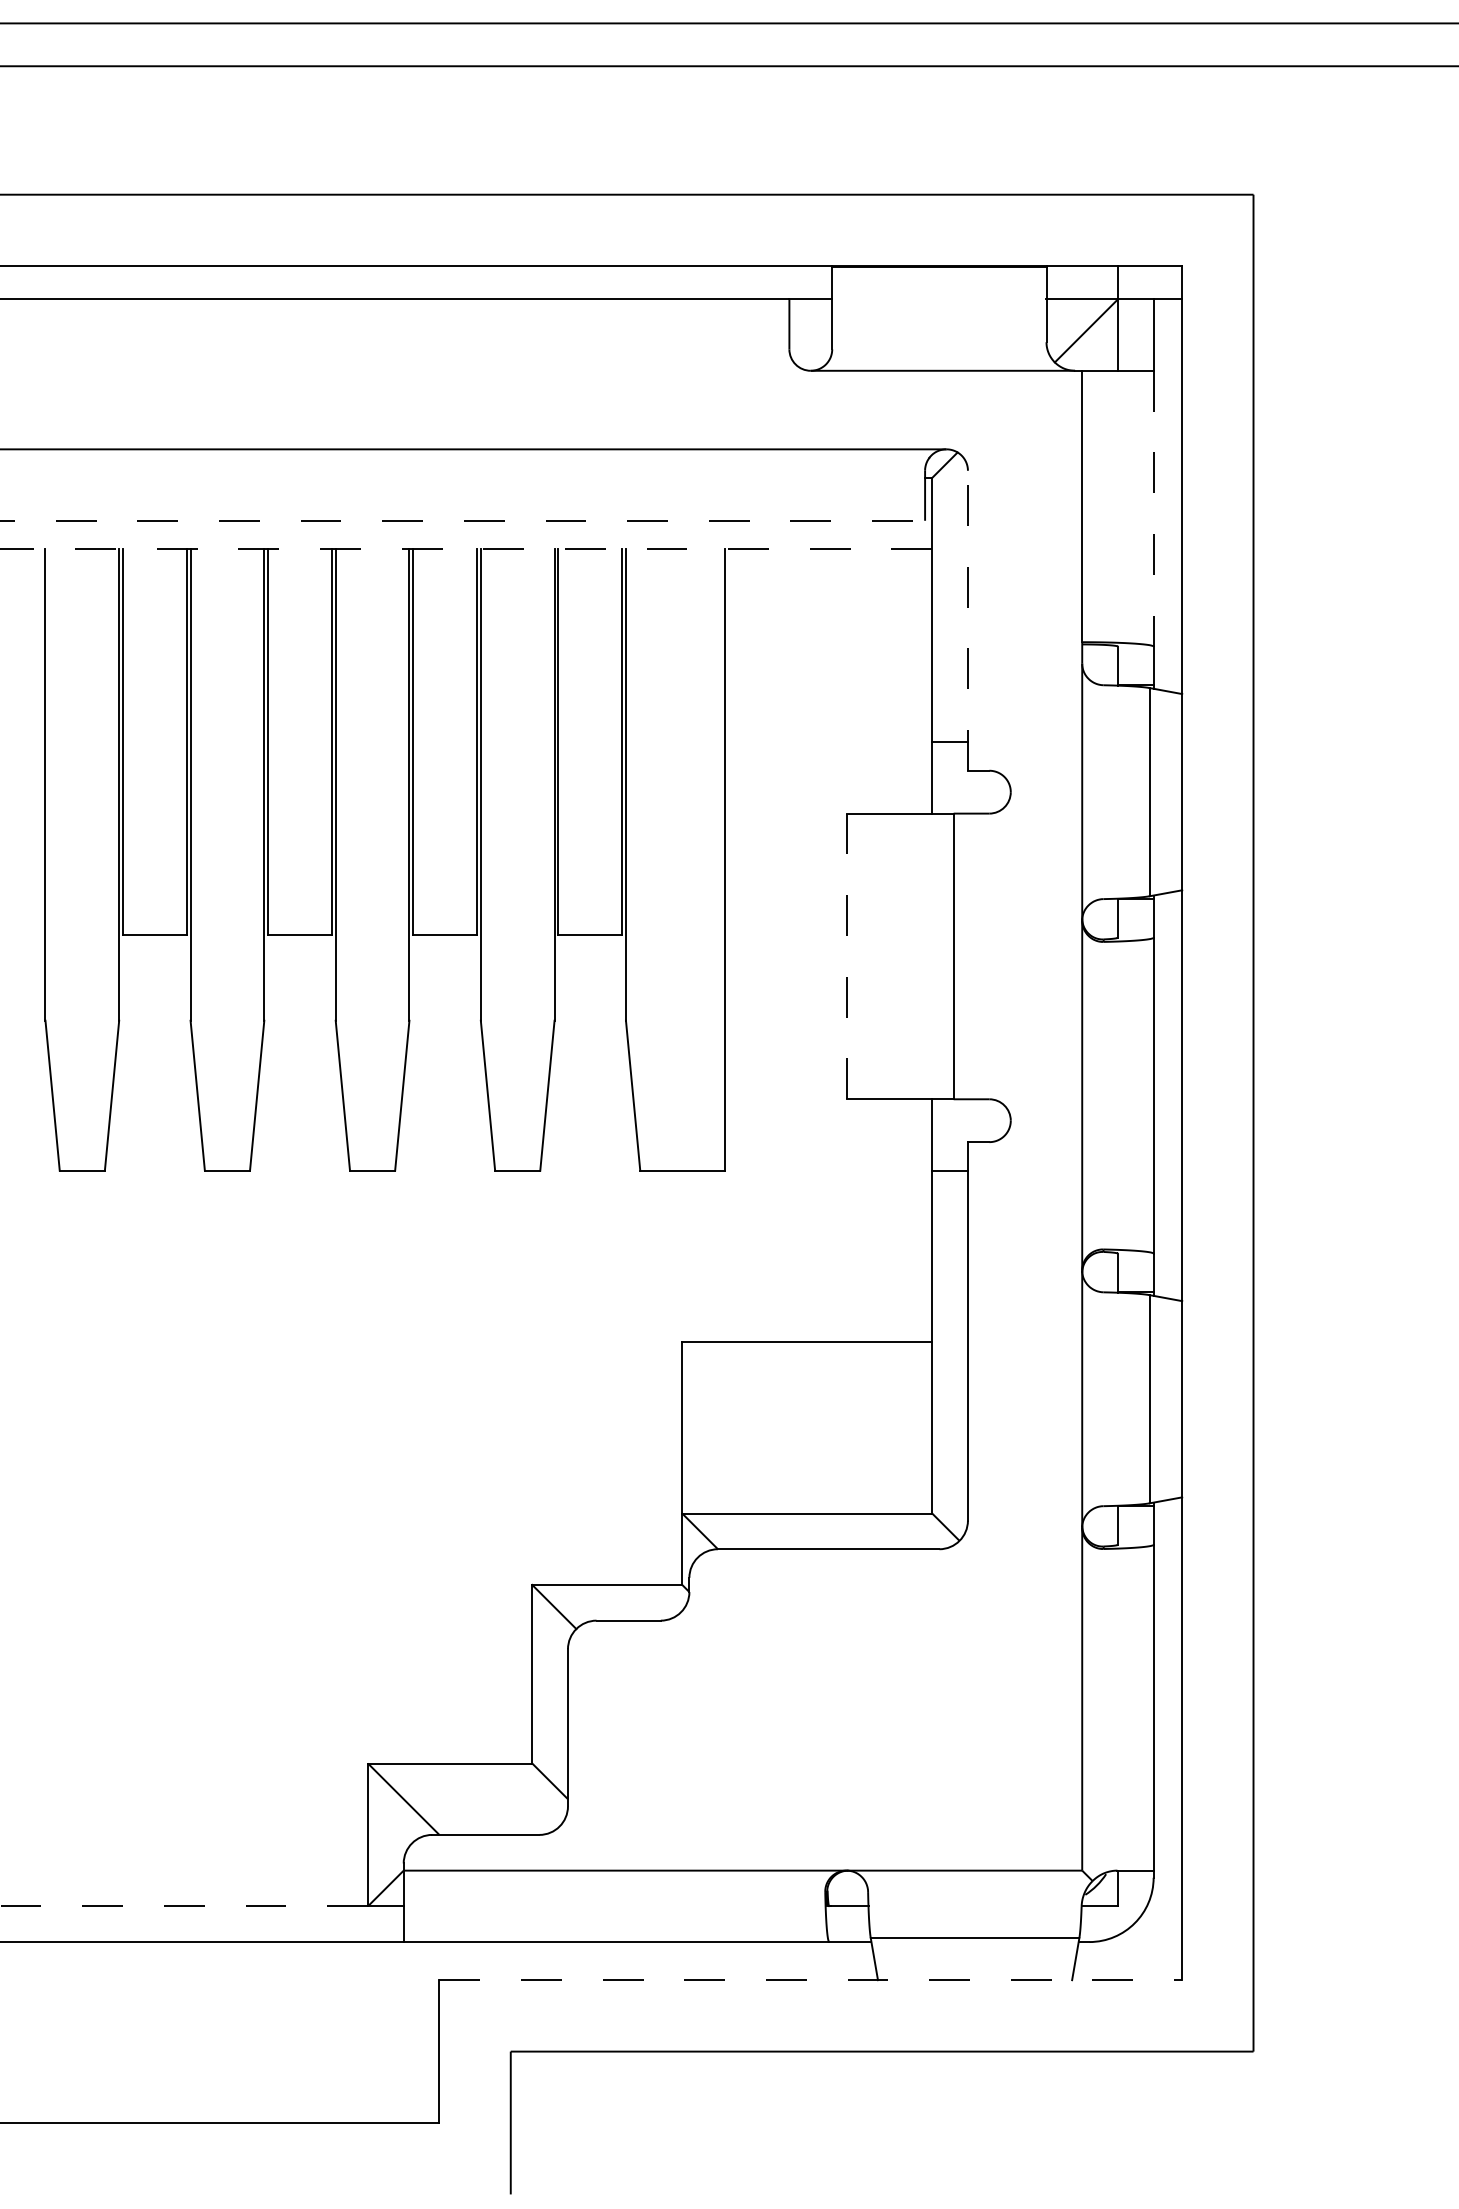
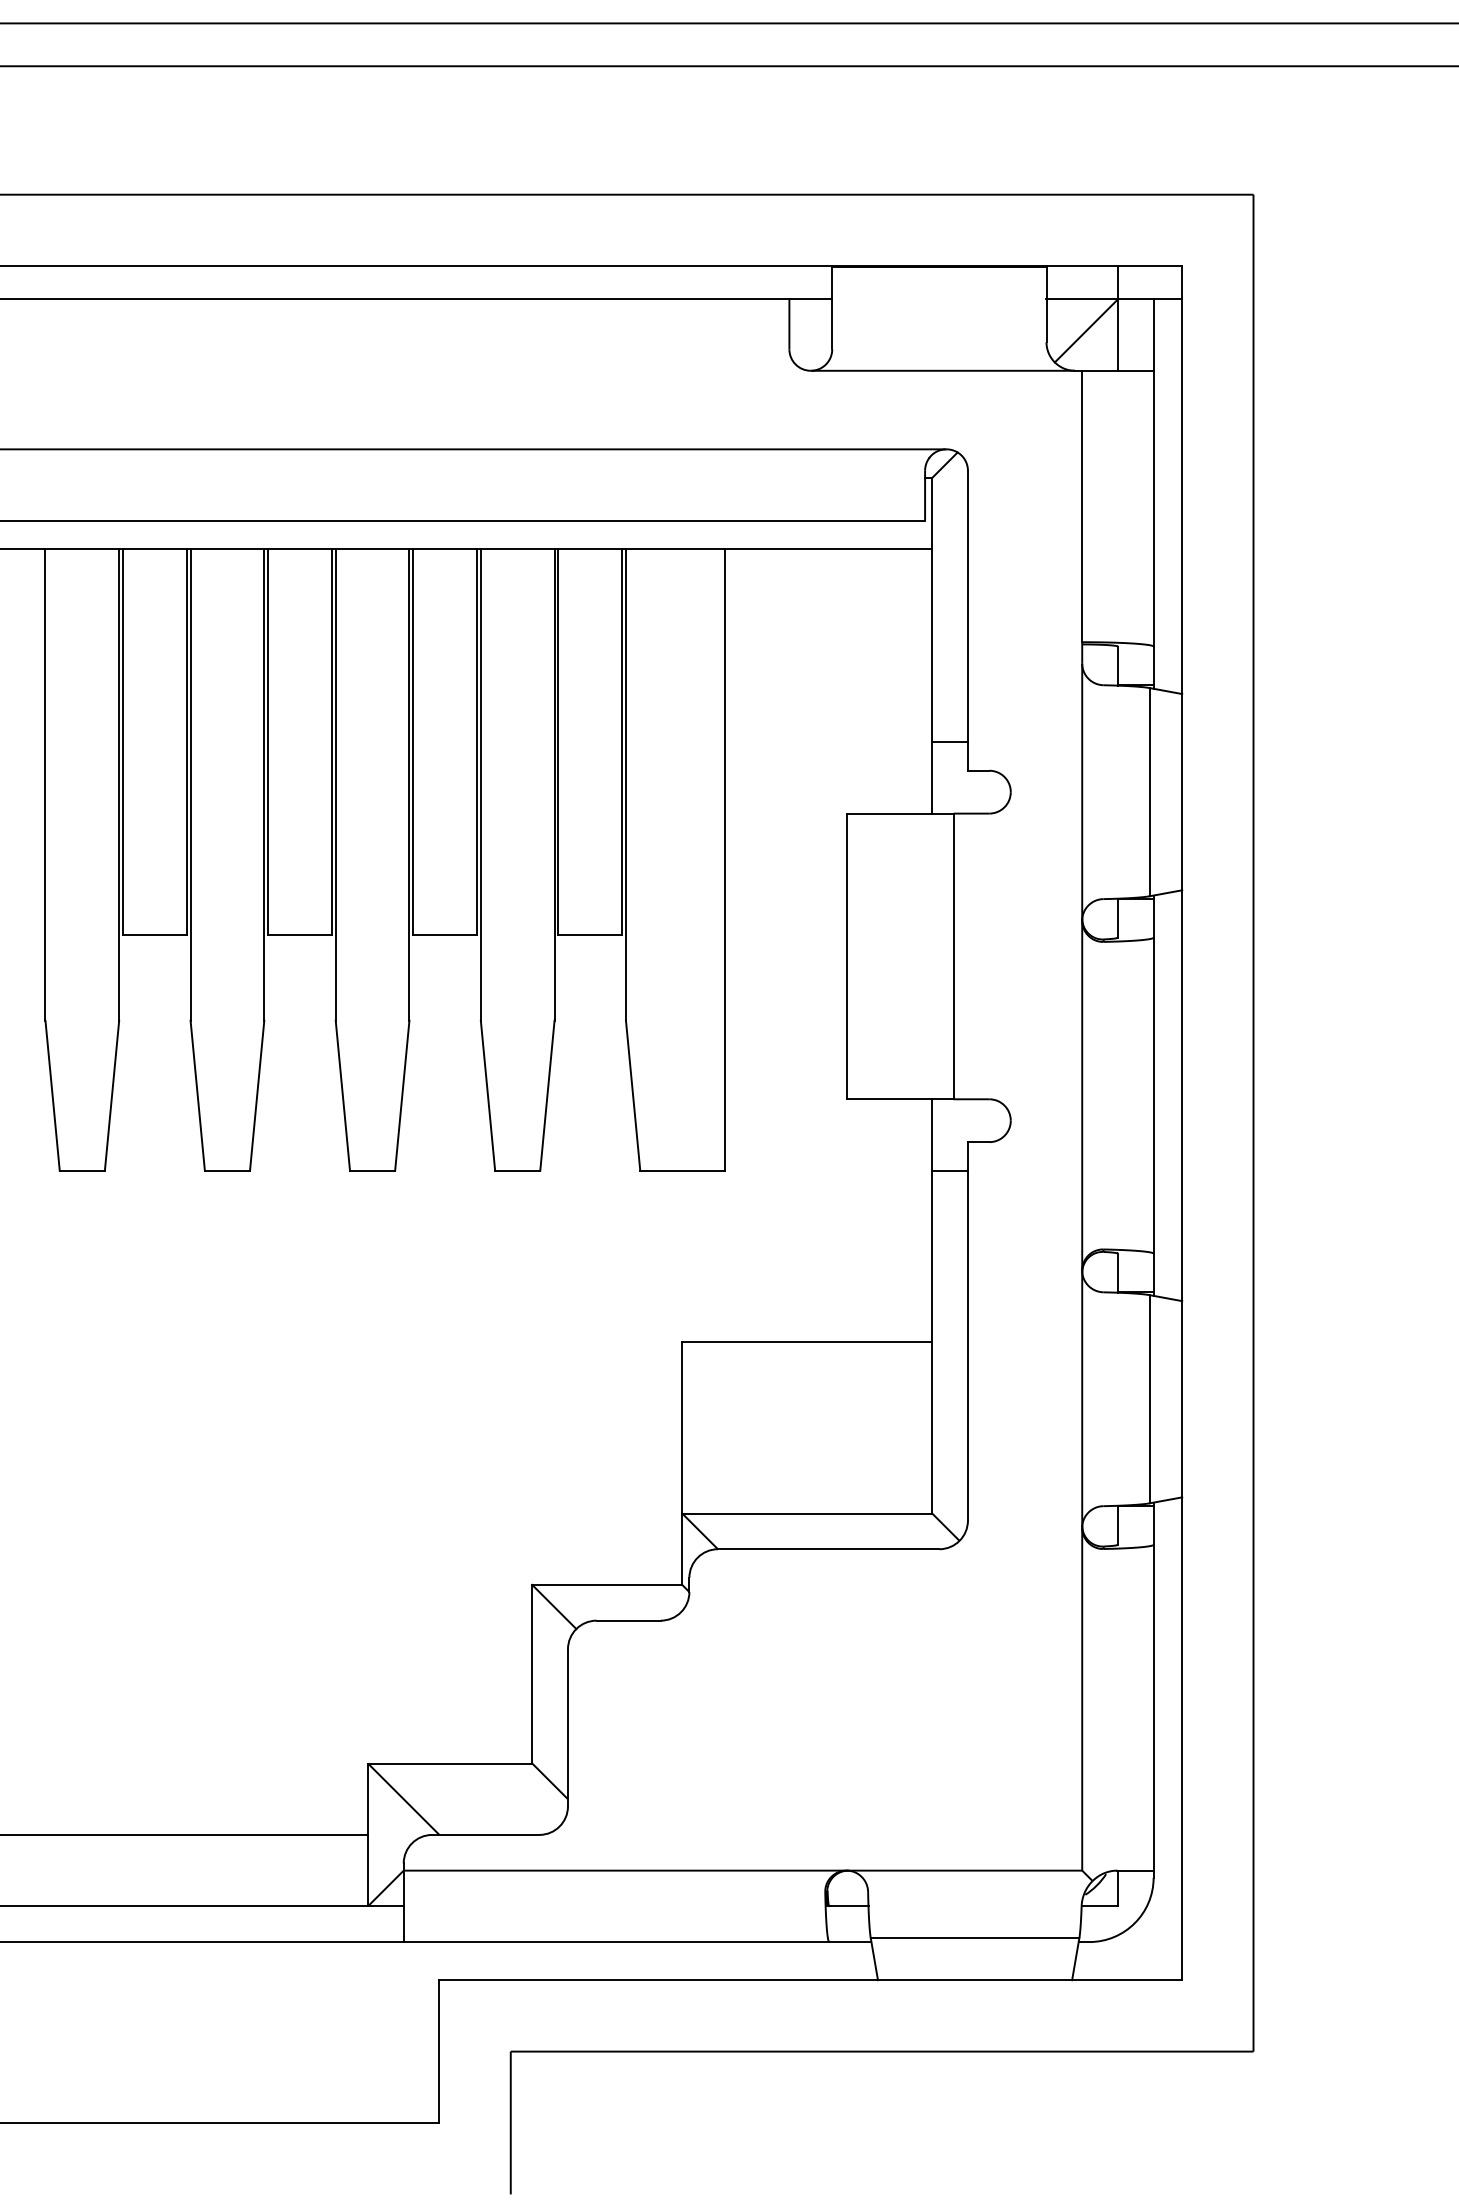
line: dashed -> solid (1153, 508)
line: dashed -> solid (463, 520)
line: dashed -> solid (466, 549)
line: dashed -> solid (967, 620)
line: dashed -> solid (846, 956)
line: none -> present (185, 1834)
line: dashed -> solid (184, 1906)
line: dashed -> solid (811, 1980)
